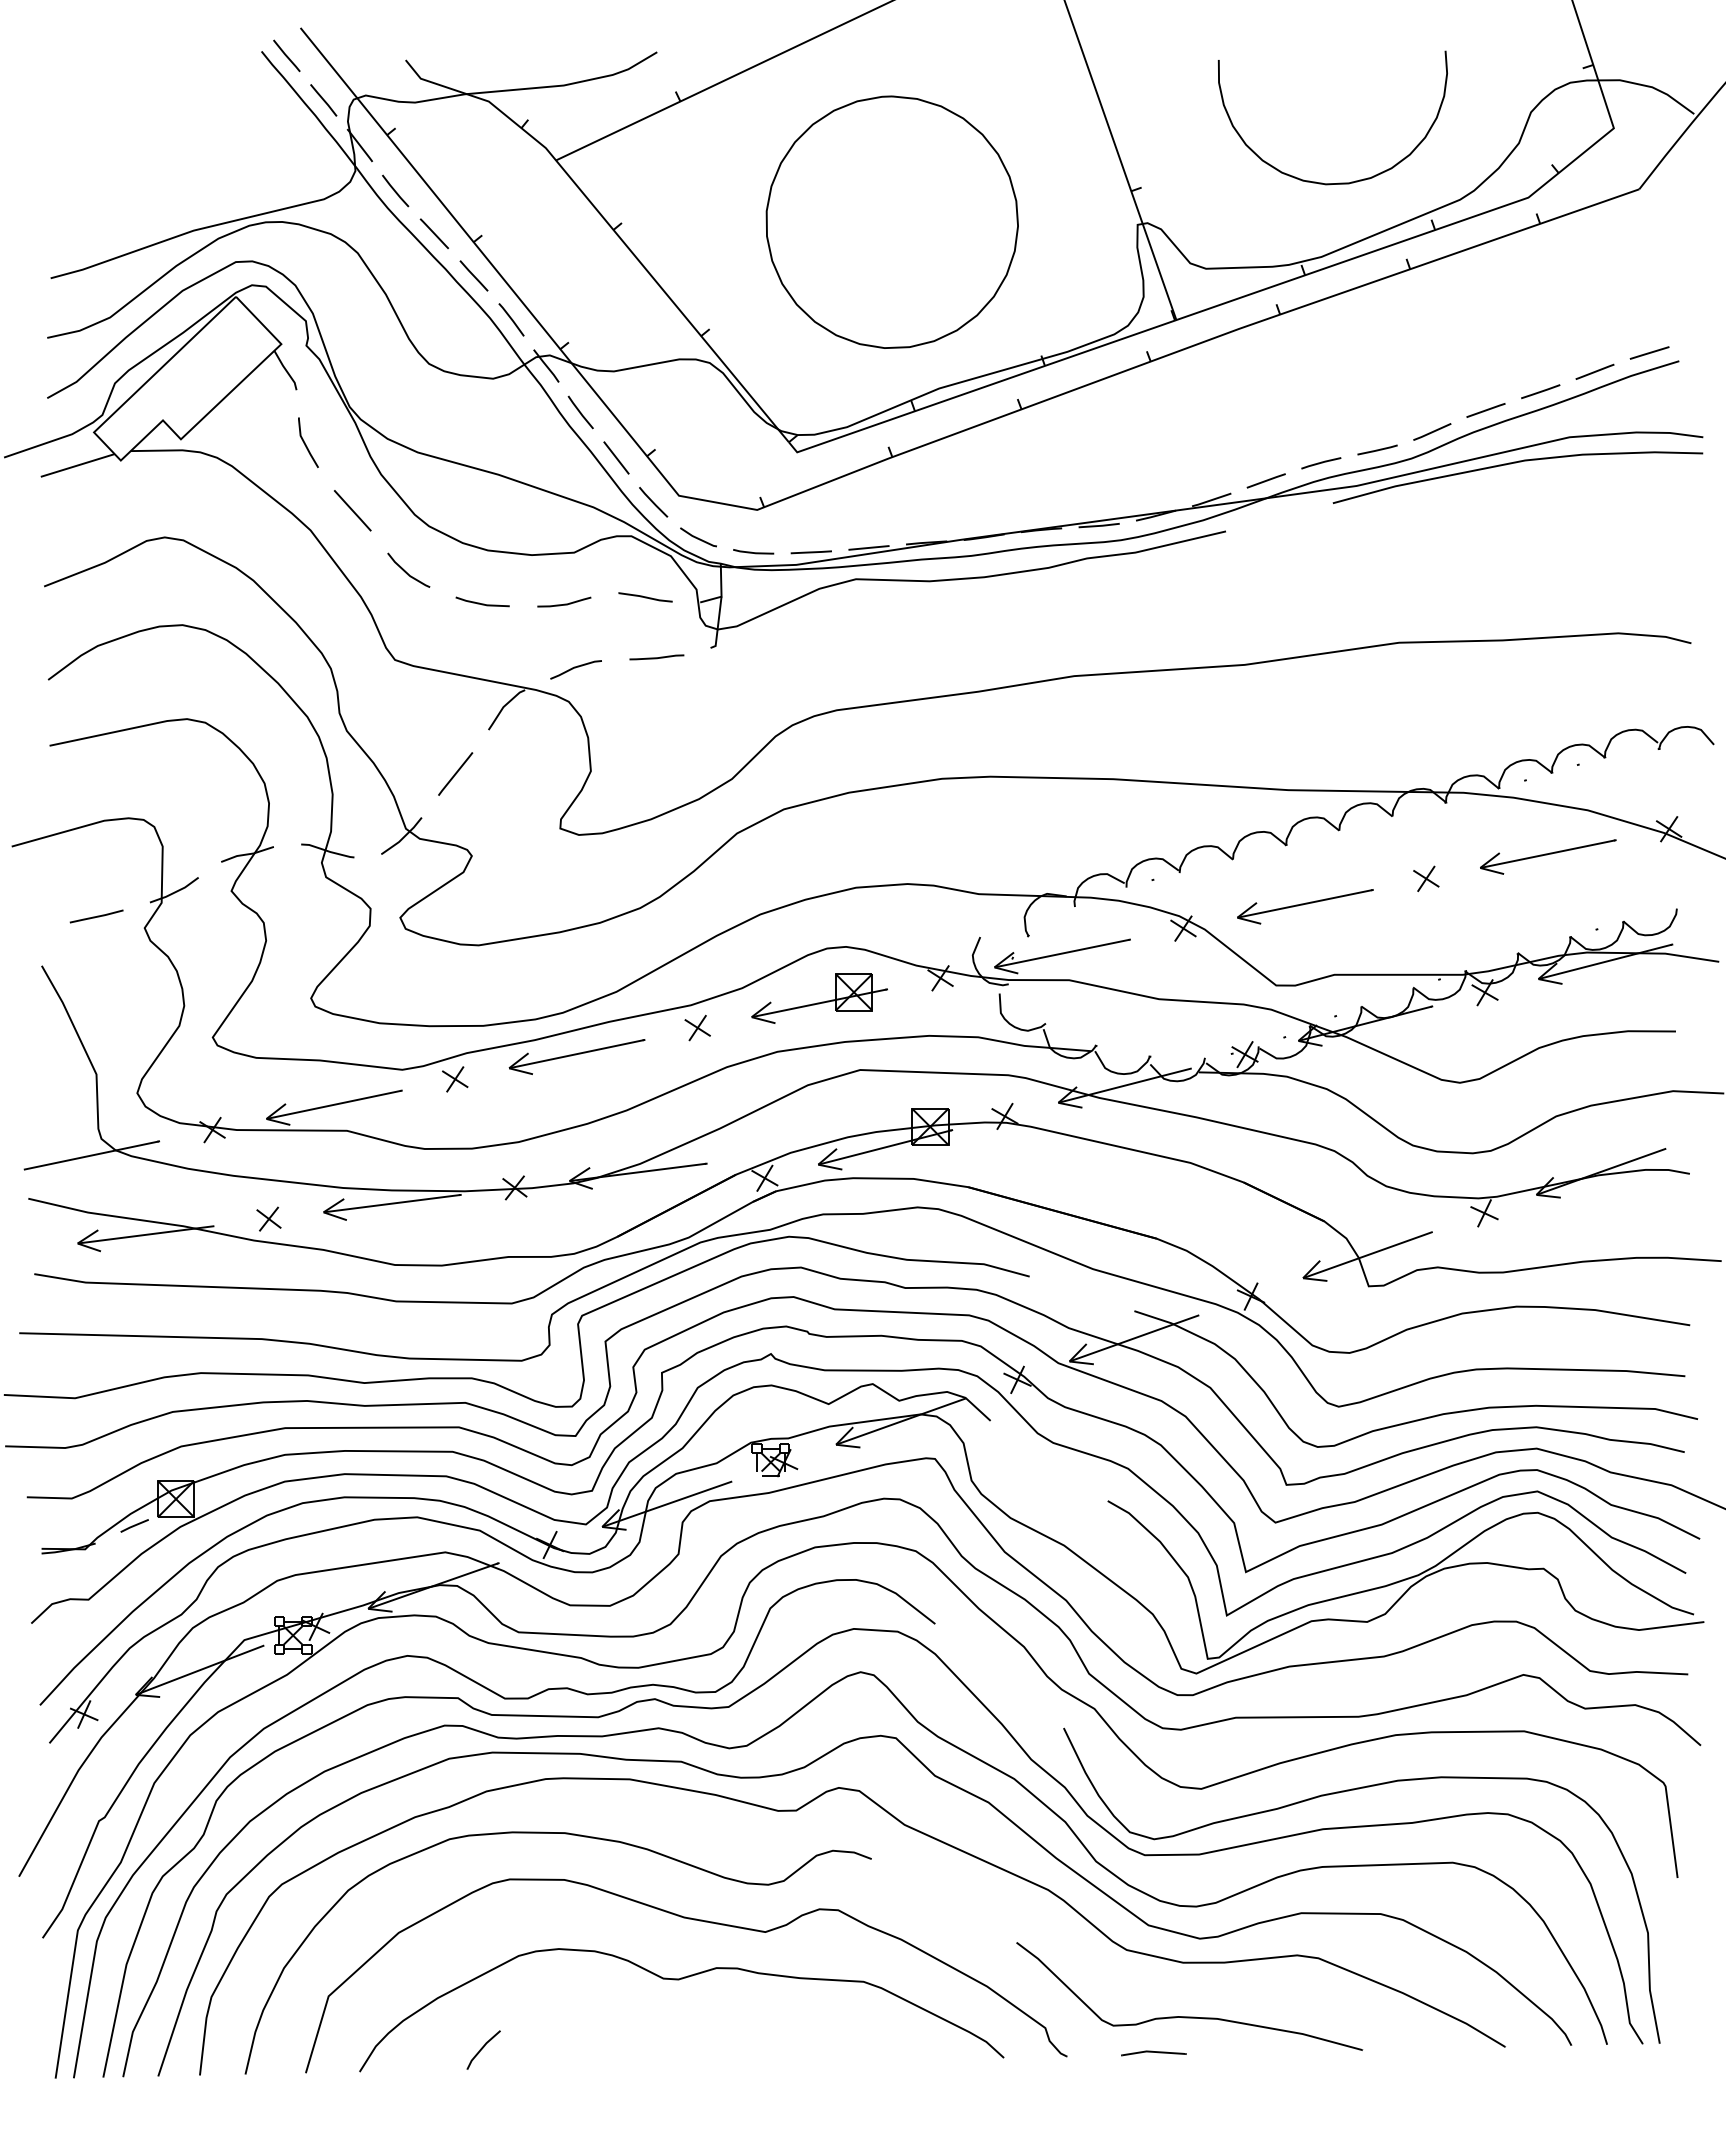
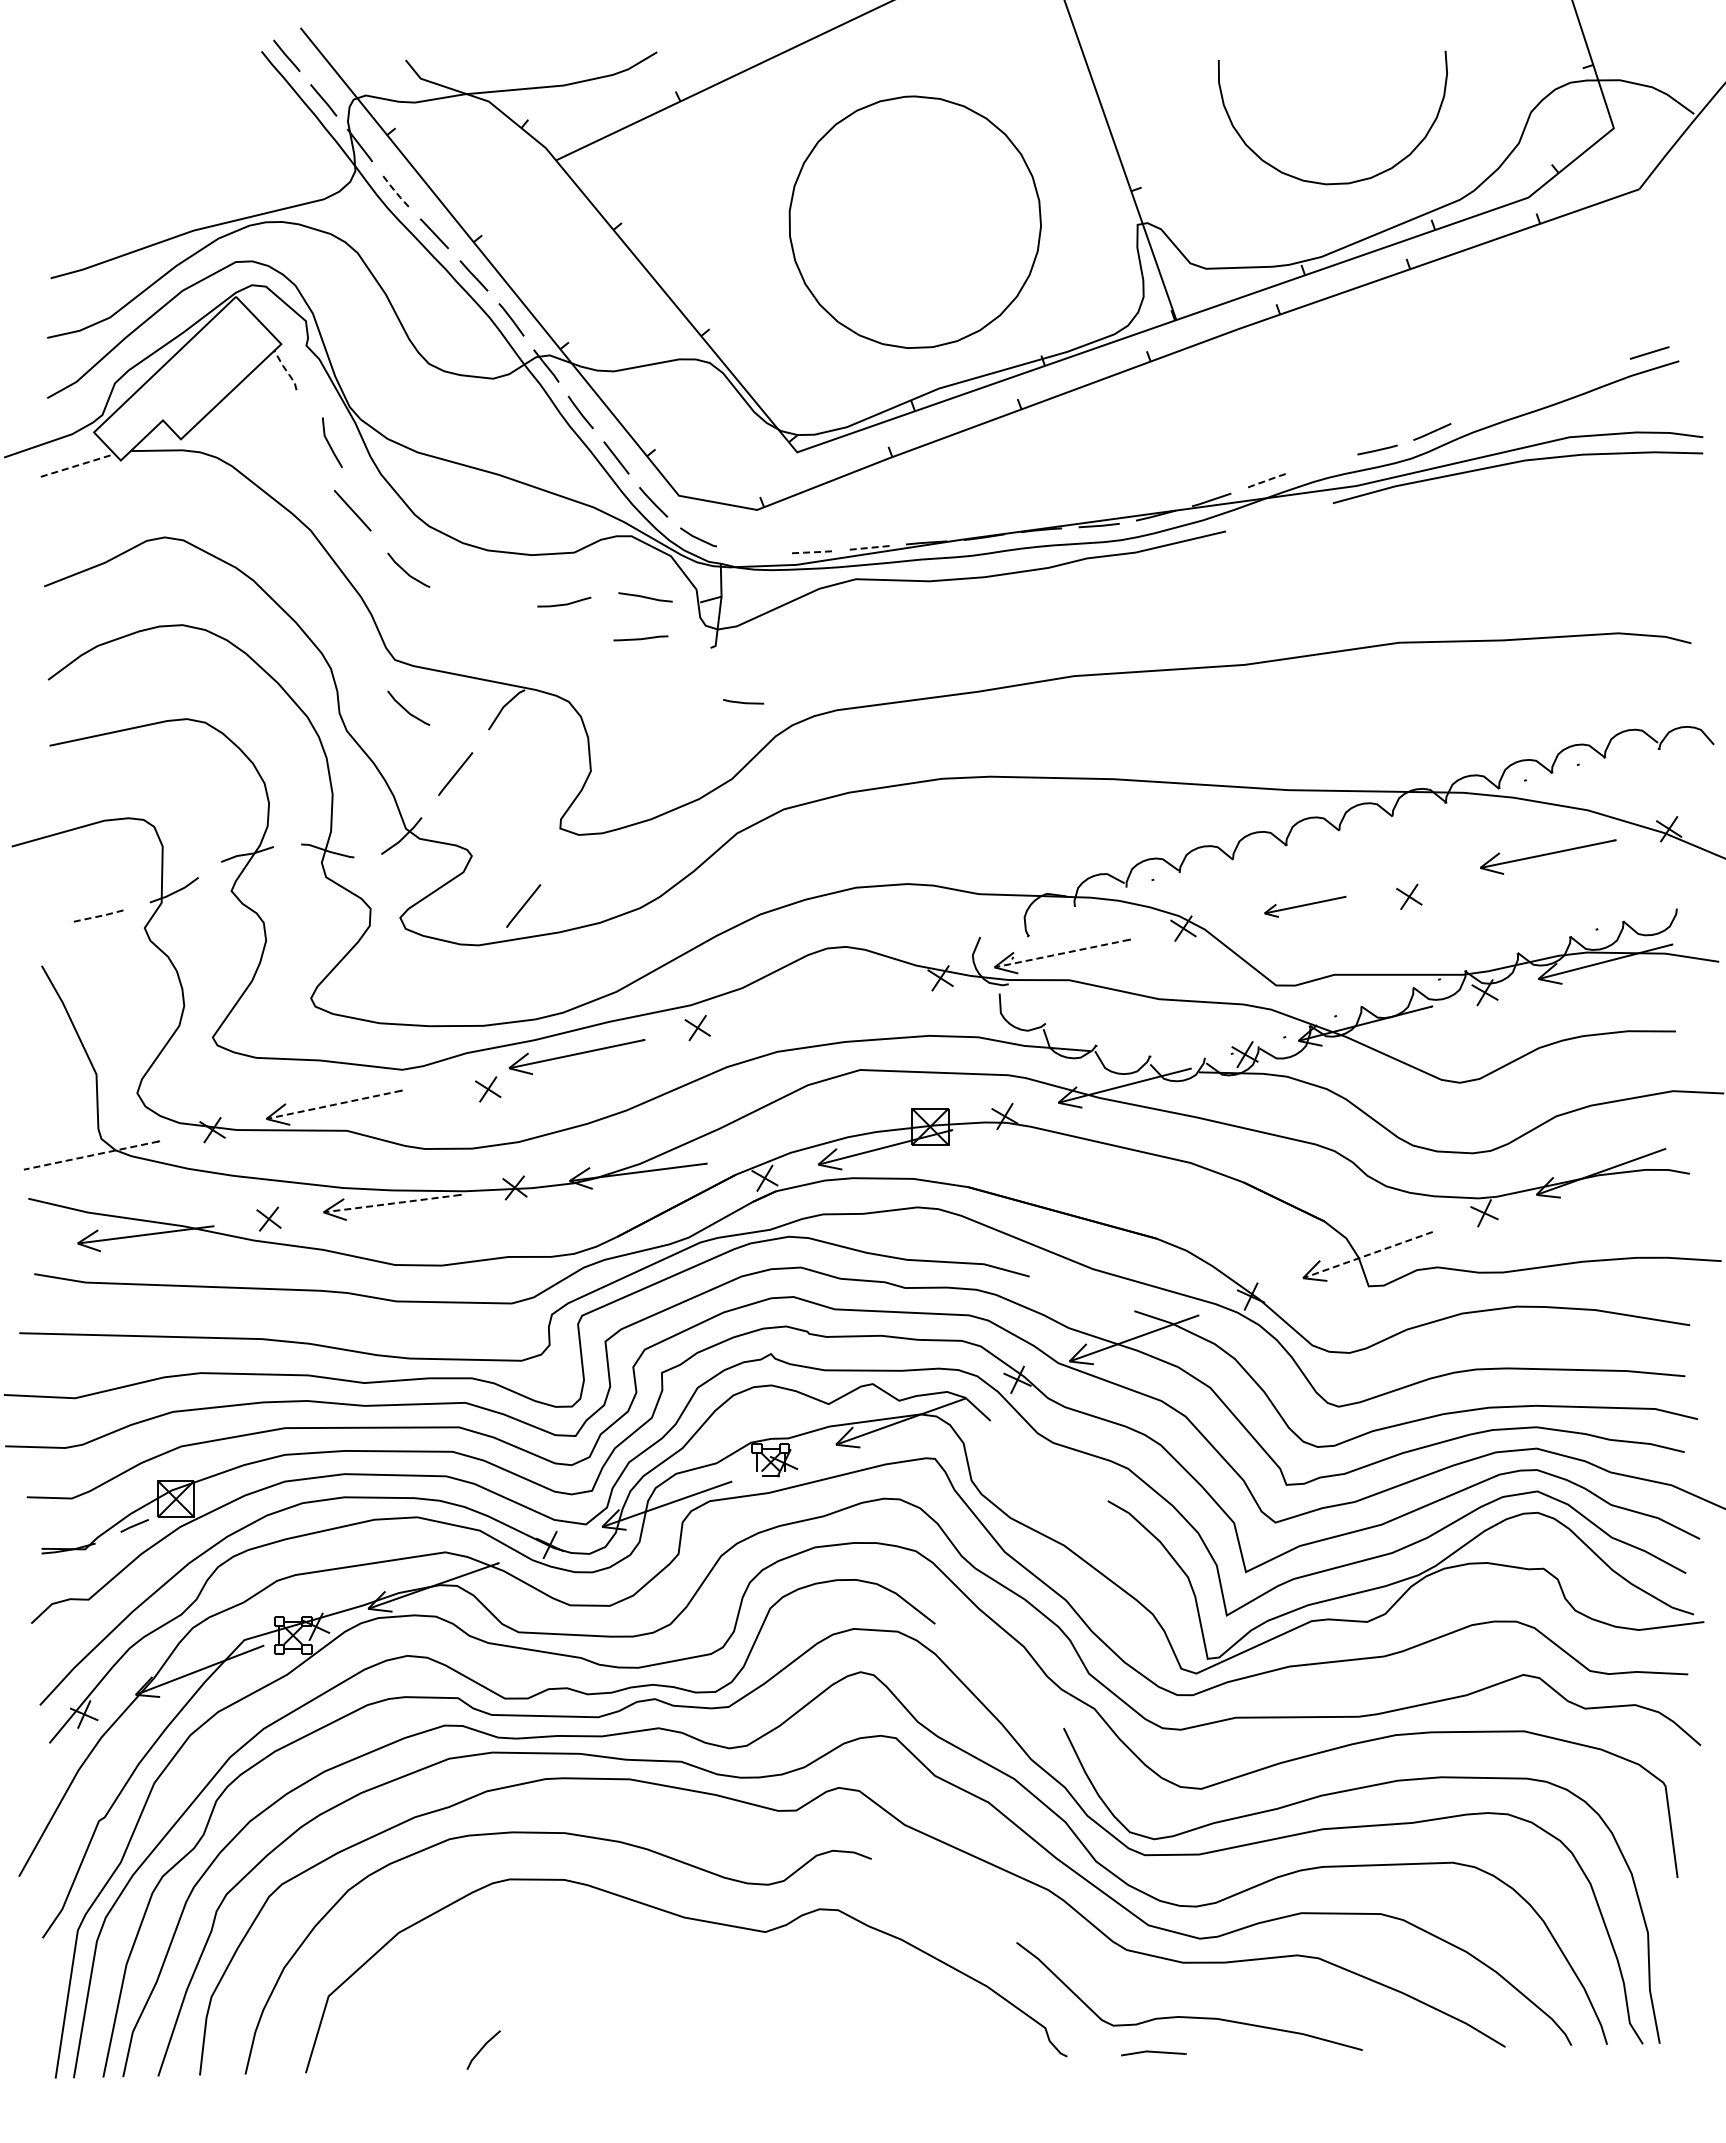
line: solid -> dashed (394, 190)
part position: (891, 221) -> (914, 221) (914, 221)
line: solid -> dashed (285, 369)
line: present -> none (1594, 371)
line: present -> none (1540, 391)
line: present -> none (1485, 410)
line position: (306, 444) -> (330, 444) (330, 444)
line: present -> none (1321, 463)
line: solid -> dashed (77, 465)
line: solid -> dashed (1266, 480)
line: solid -> dashed (869, 547)
line position: (753, 552) -> (743, 702) (743, 702)
line: solid -> dashed (810, 552)
line: present -> none (482, 603)
line position: (656, 657) -> (640, 638) (640, 638)
line: present -> none (575, 668)
line: none -> present (406, 709)
part position: (1426, 878) -> (1409, 896) (1409, 896)
line: none -> present (523, 905)
part size: 137x36 px -> 83x23 px (1305, 906)
line: solid -> dashed (96, 917)
line: solid -> dashed (1062, 953)
part: present -> none (819, 998)
part position: (455, 1079) -> (488, 1089) (488, 1089)
line: solid -> dashed (333, 1104)
line: solid -> dashed (91, 1155)
line: solid -> dashed (391, 1203)
line: solid -> dashed (1367, 1255)
part: present -> none (679, 1980)
